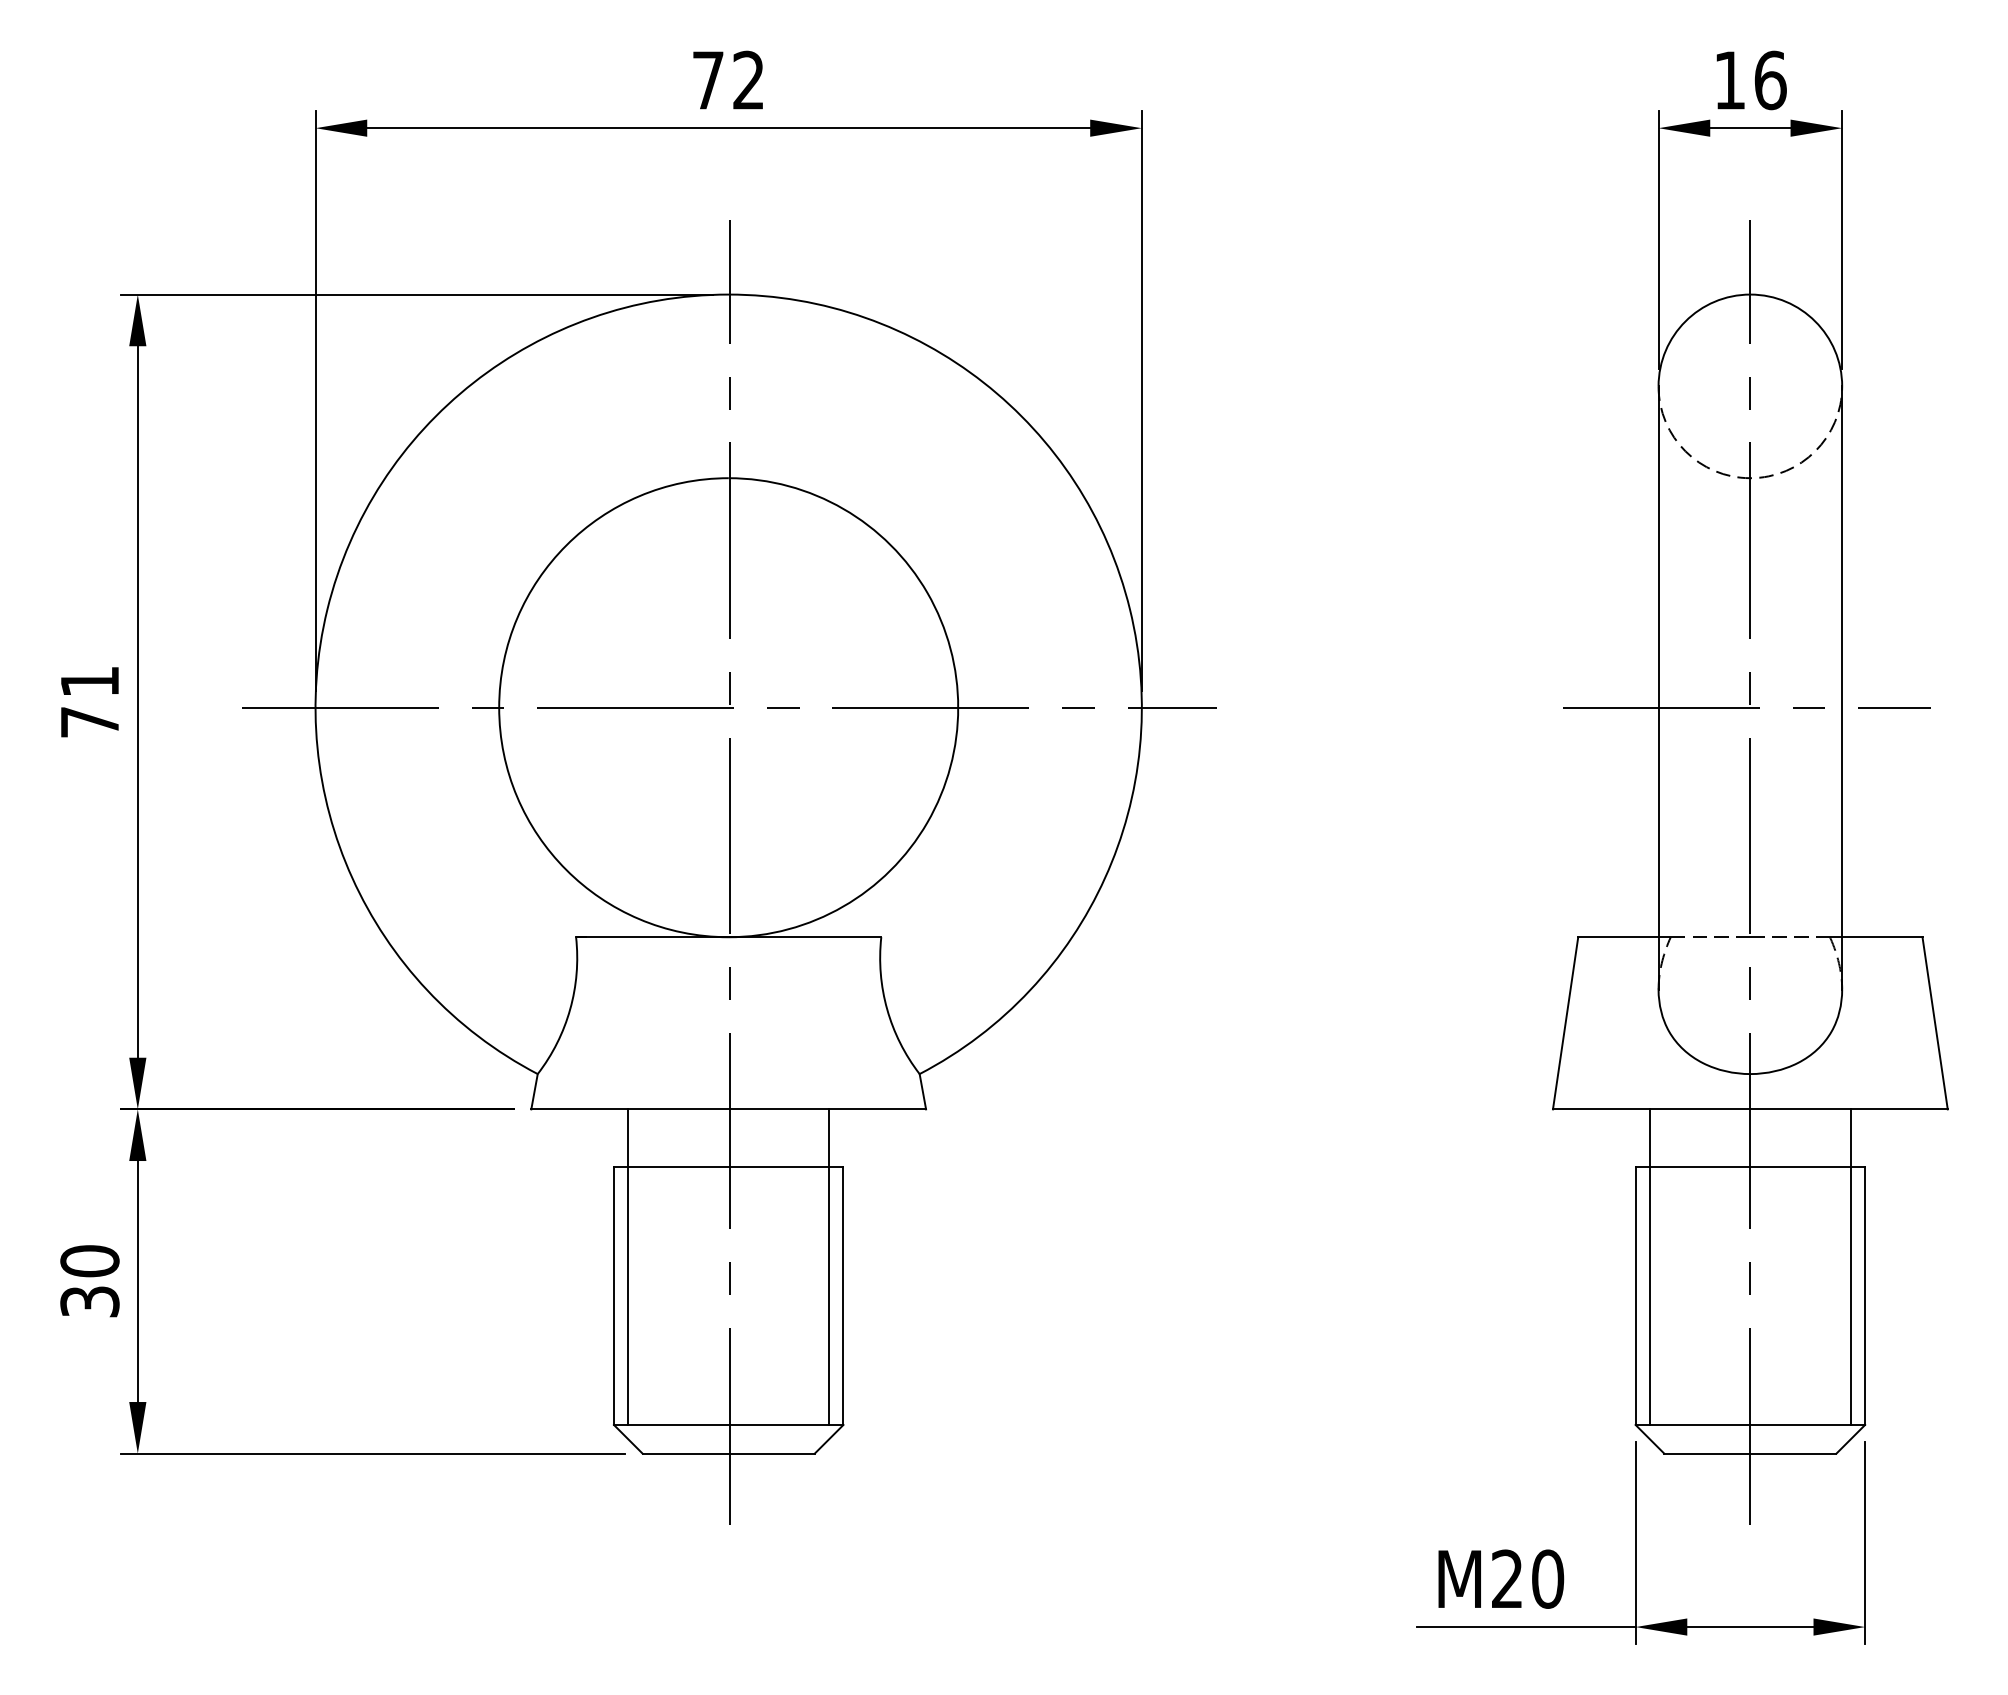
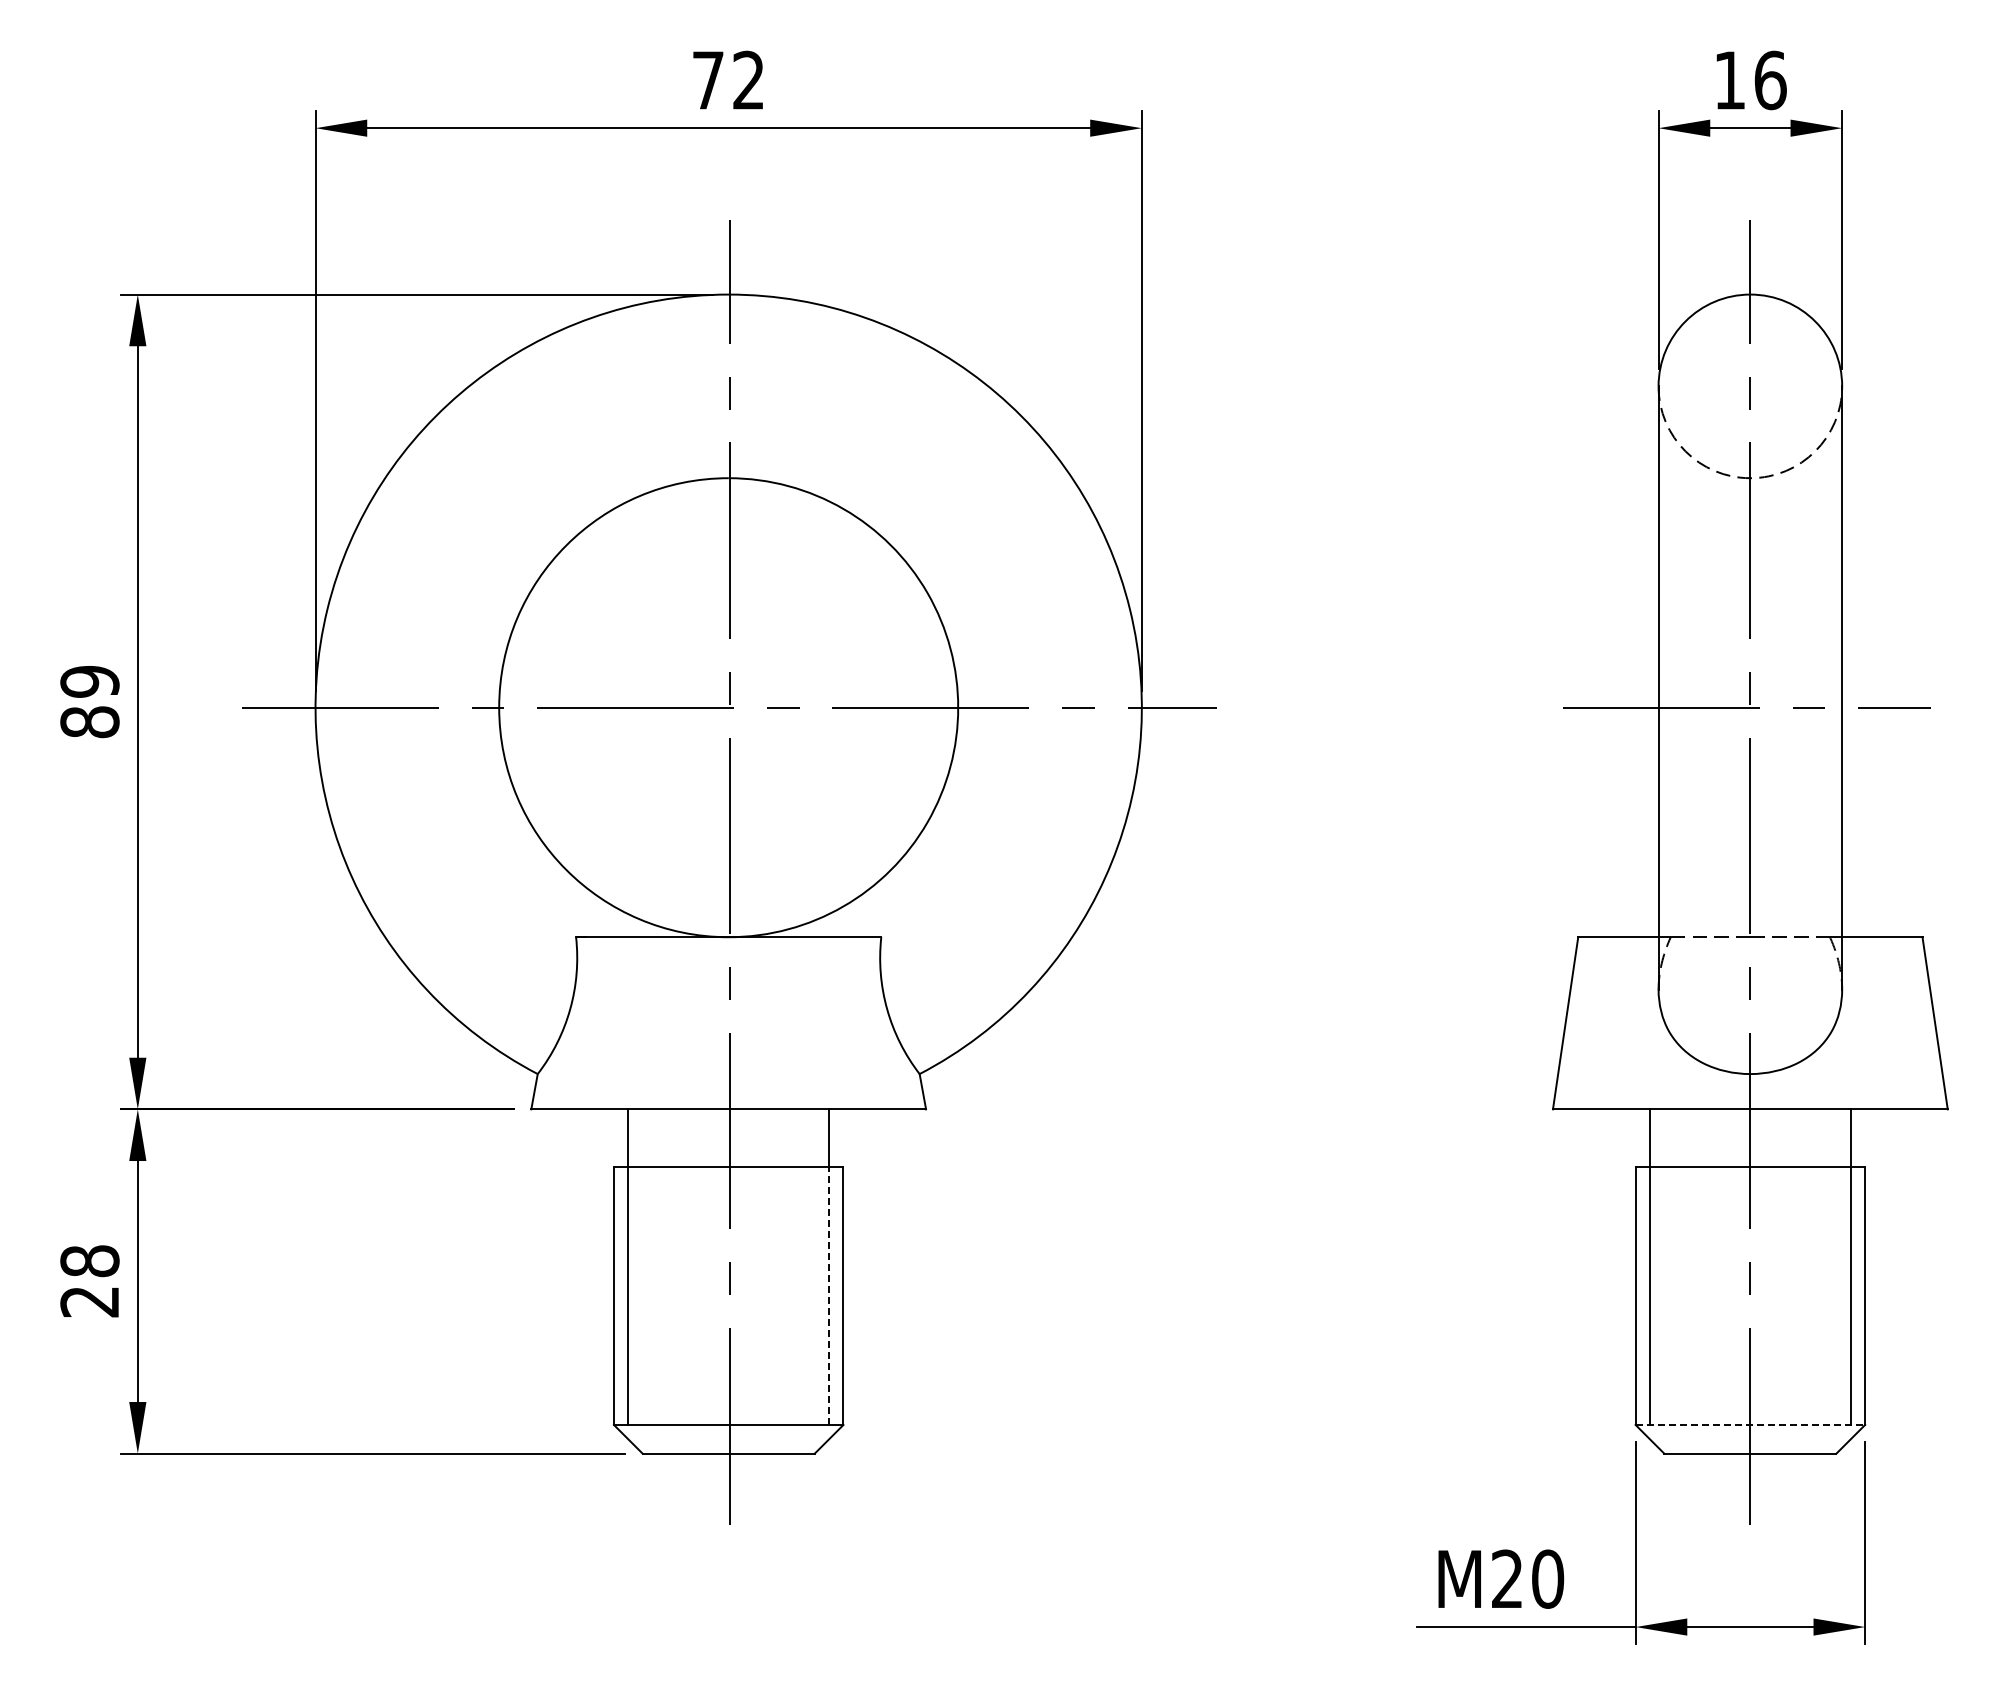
text: 71 -> 89 (89, 702)
text: 30 -> 28 (89, 1281)
line: solid -> dashed (829, 1295)
line: solid -> dashed (1750, 1424)
